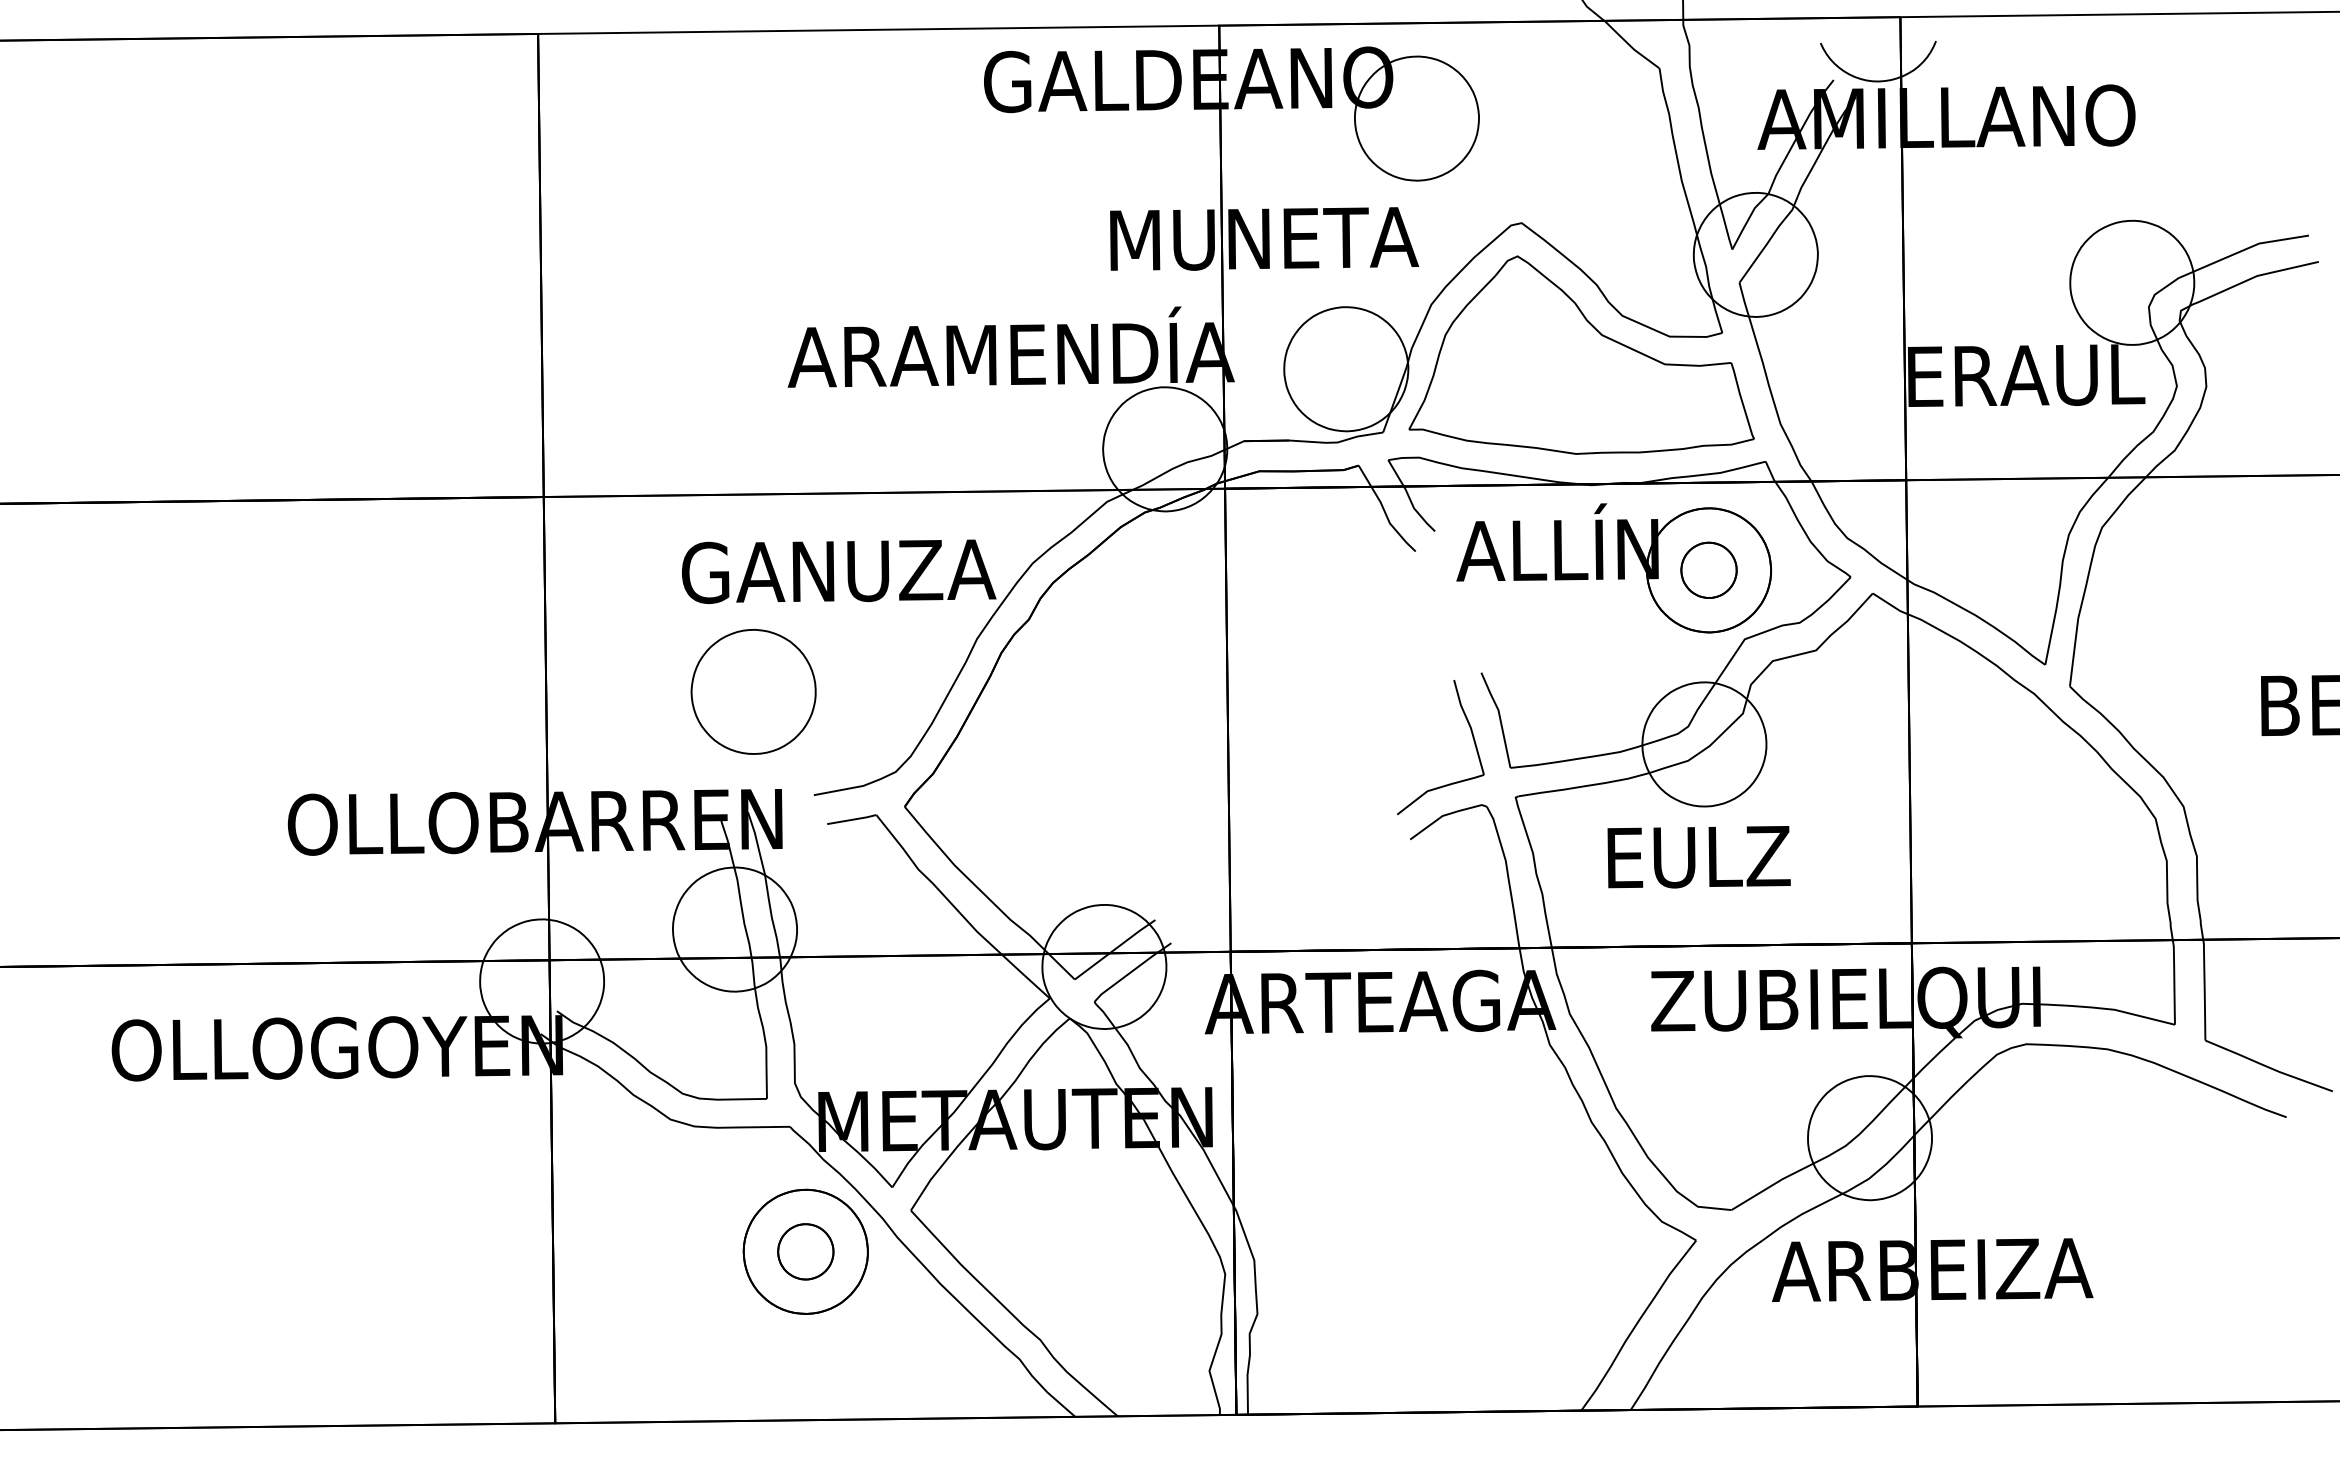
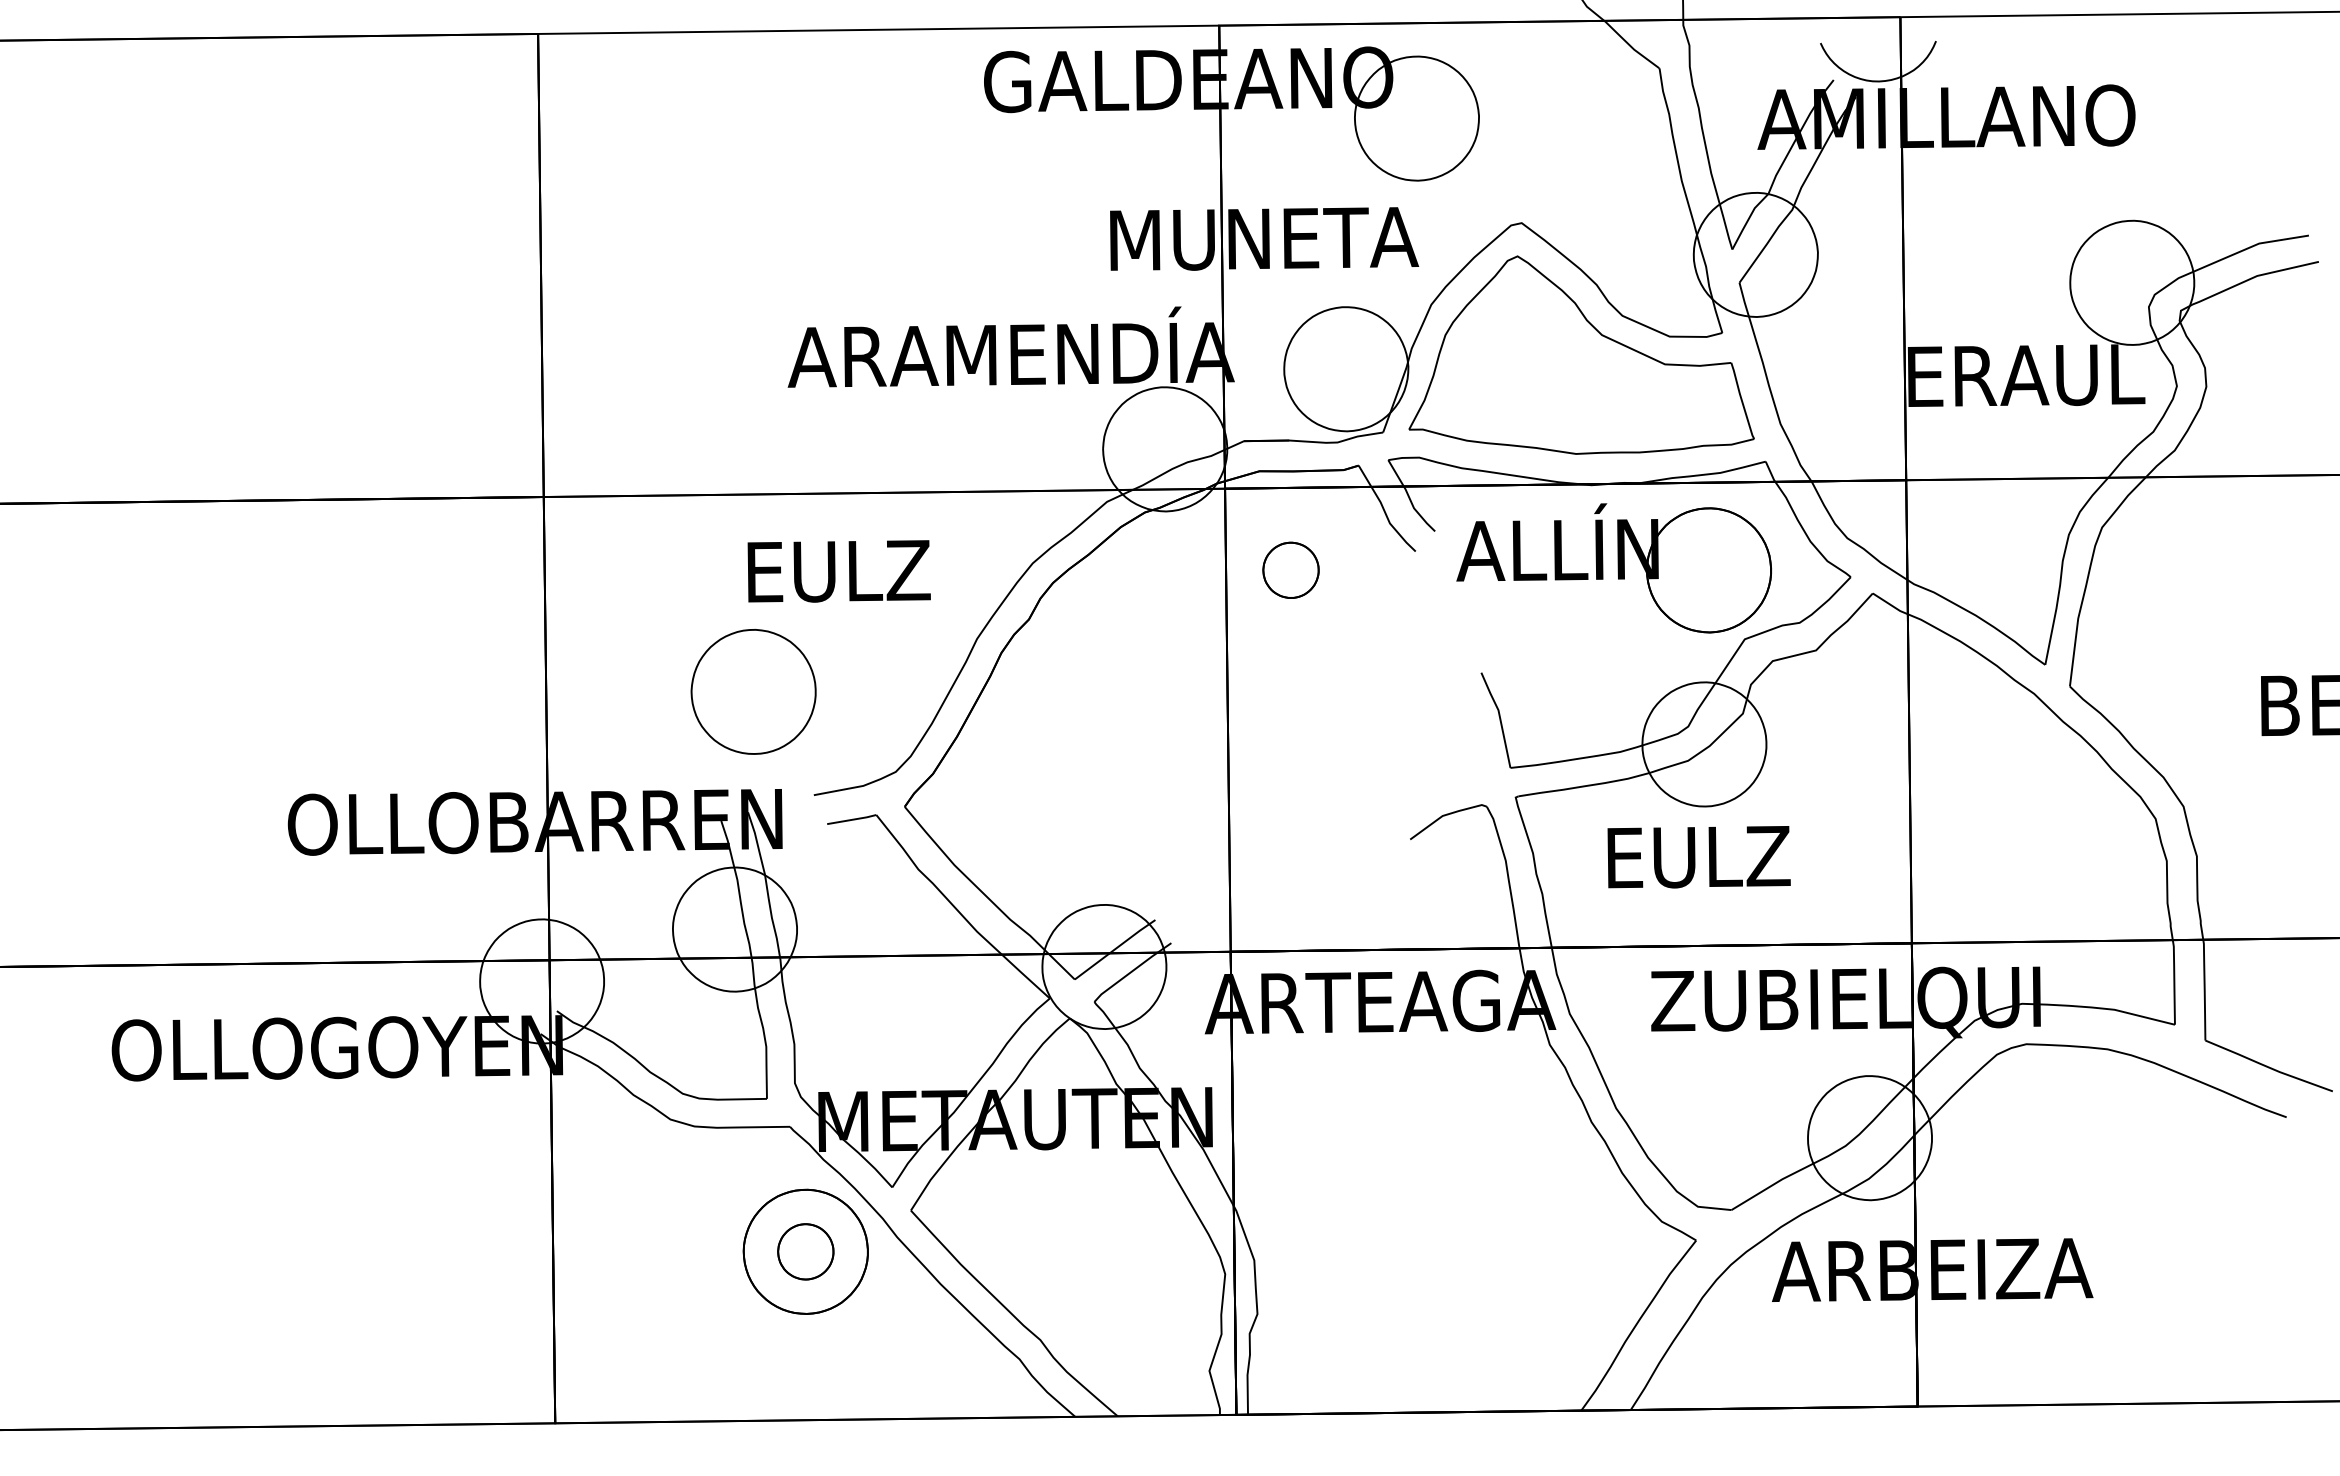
part position: (1708, 569) -> (1290, 569) (1290, 569)
text: GANUZA -> EULZ (838, 571)
part: present -> none (1472, 738)
